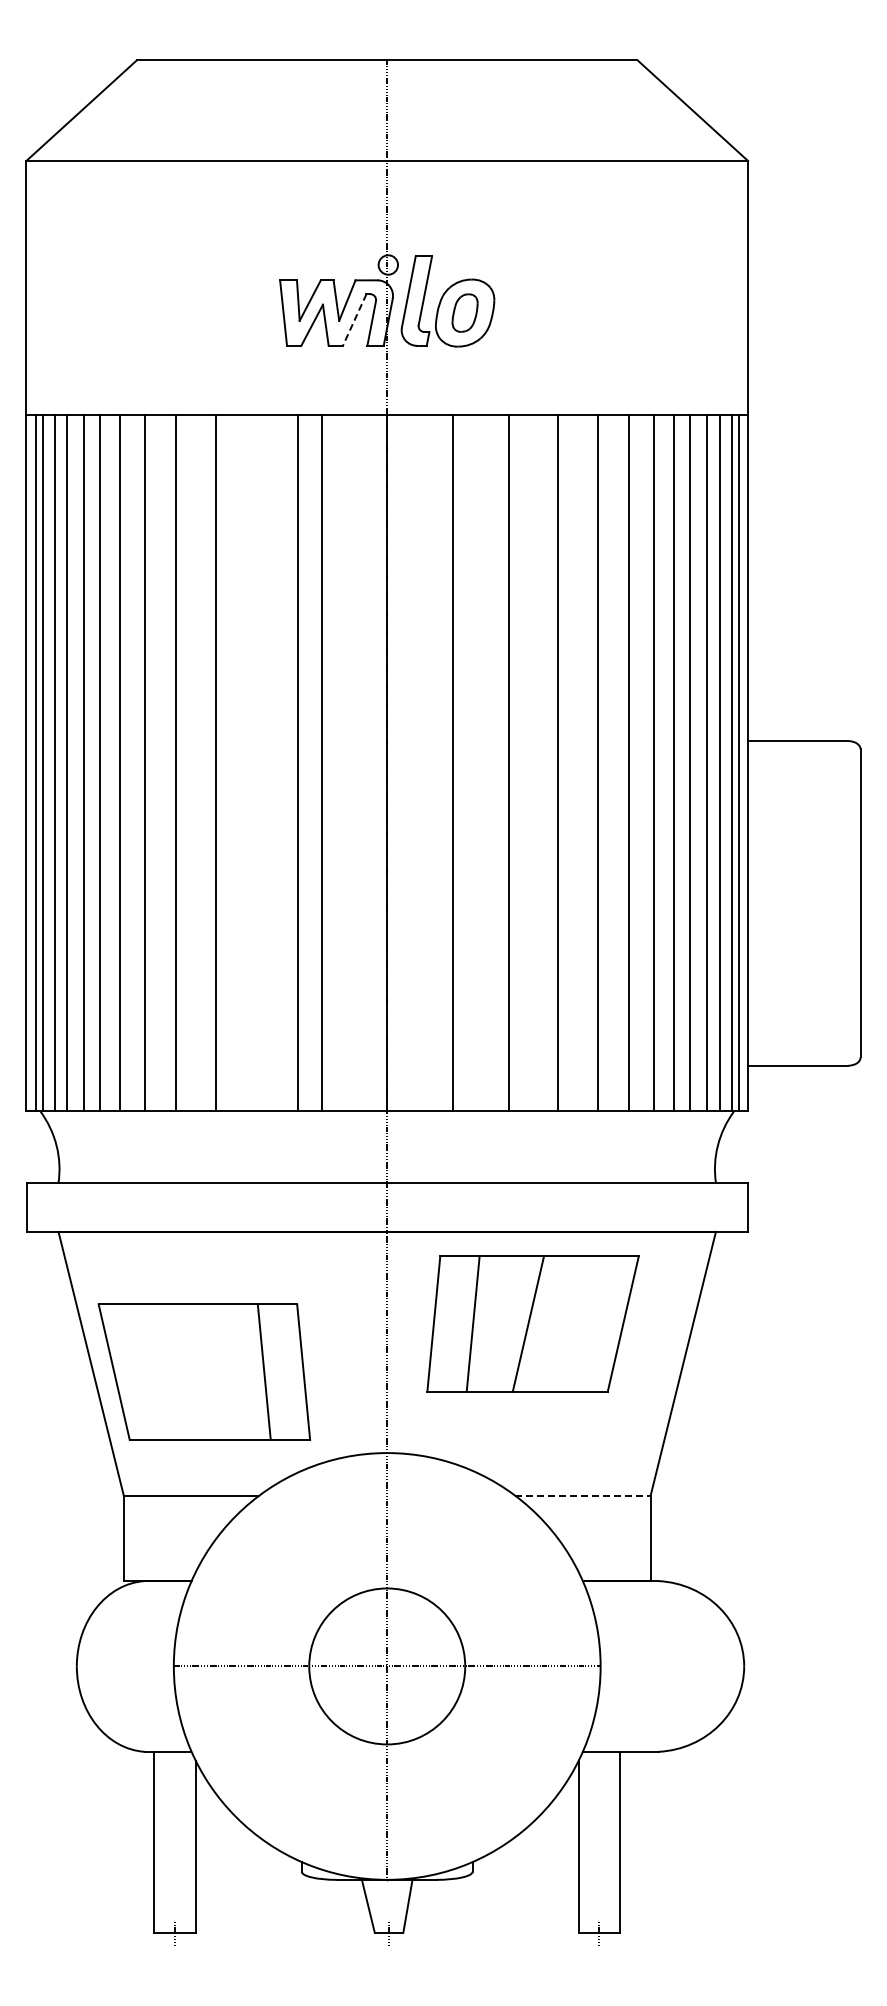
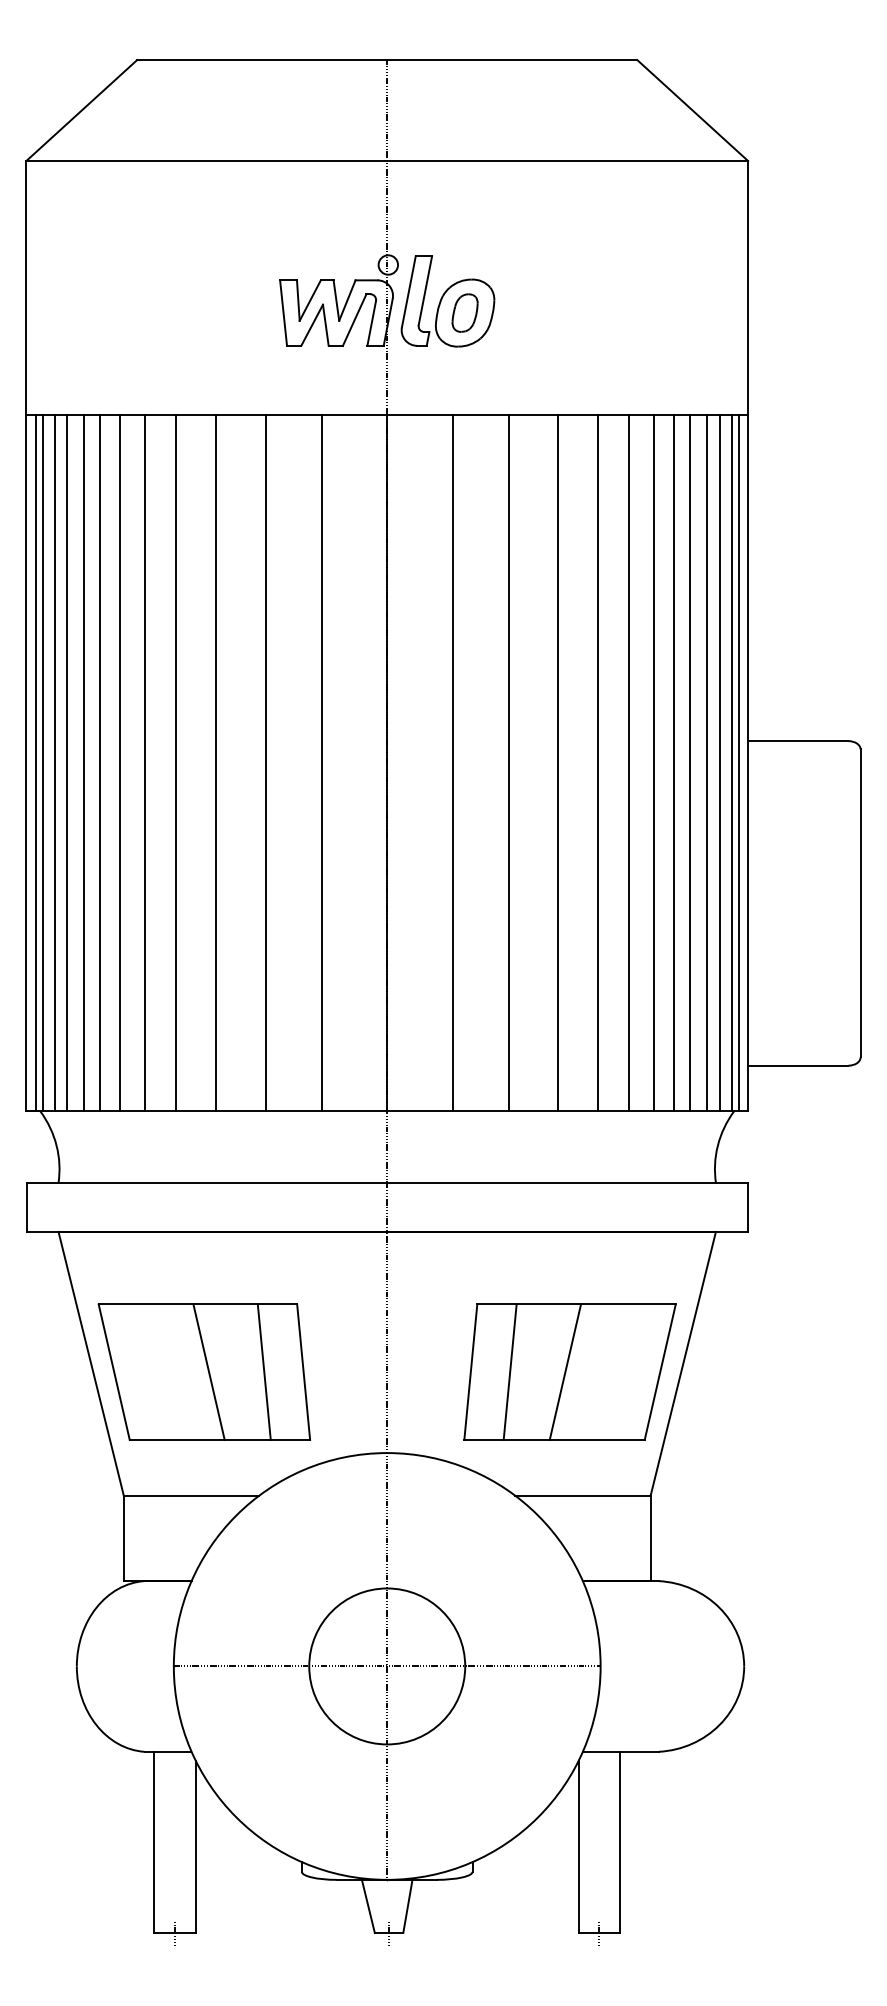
line: dashed -> solid (354, 320)
line position: (297, 763) -> (265, 763) (265, 763)
part position: (532, 1323) -> (569, 1371) (569, 1371)
line: none -> present (208, 1372)
line: dashed -> solid (582, 1495)
